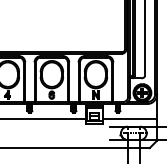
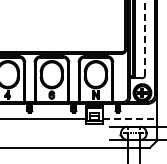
line: solid -> dashed (144, 38)
line: solid -> dashed (130, 119)
